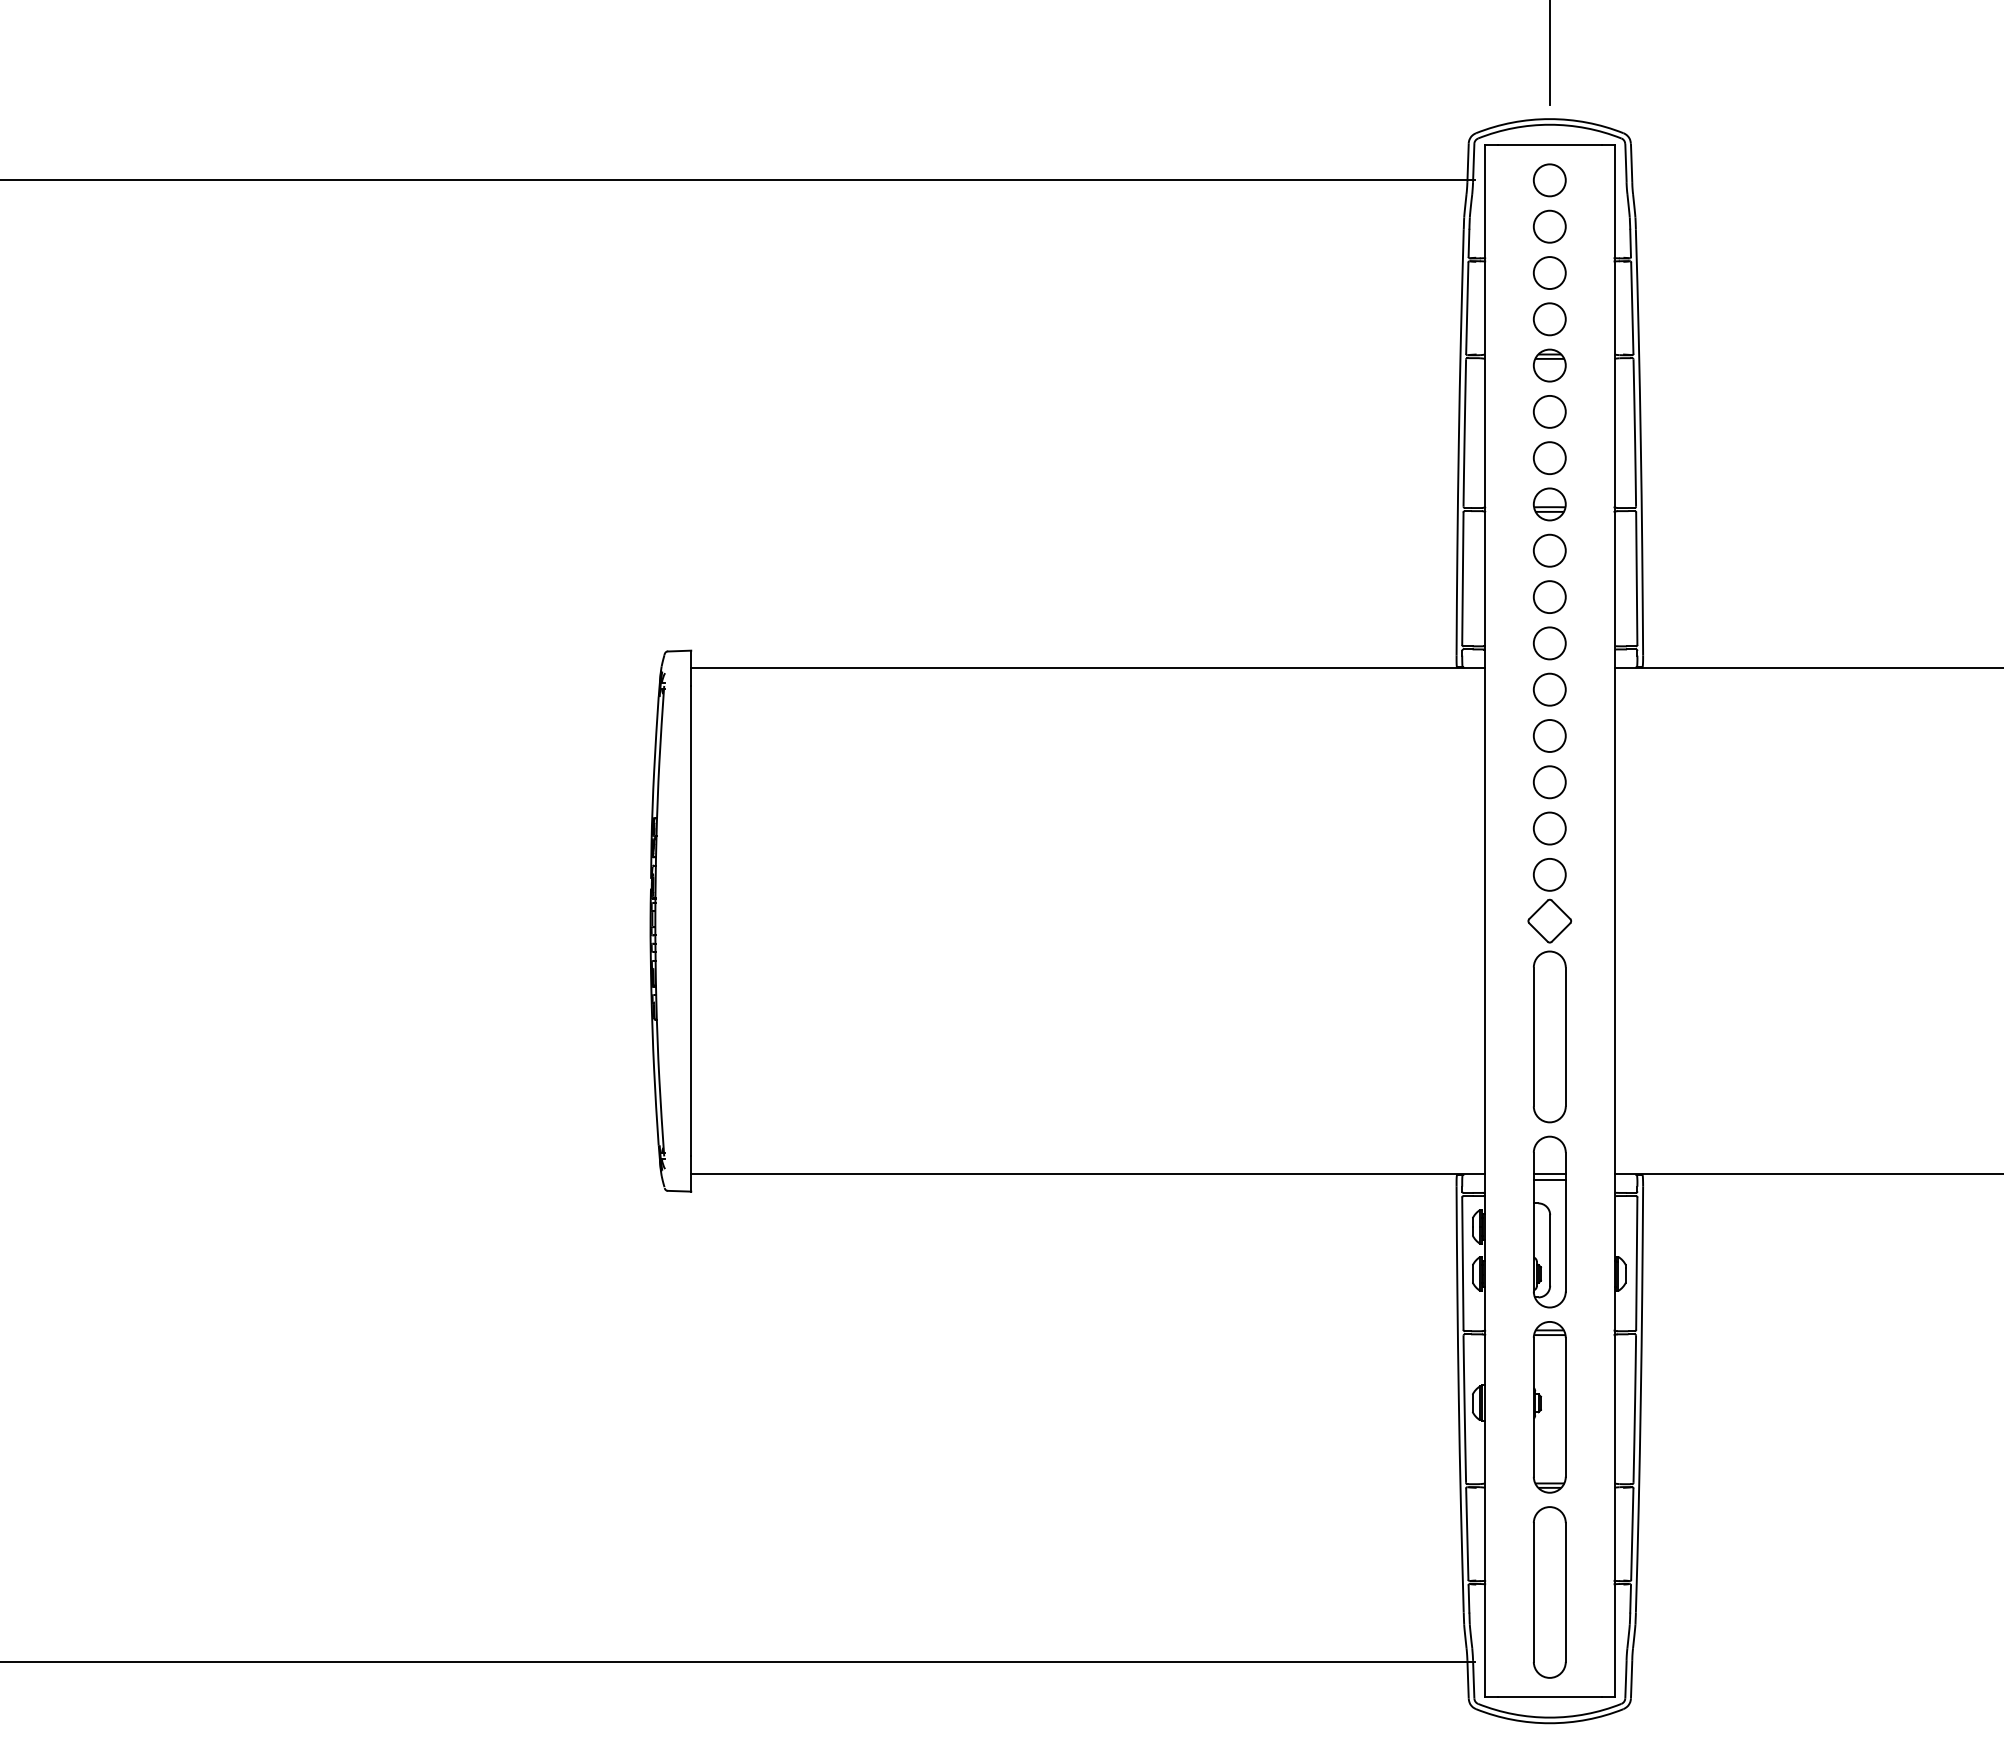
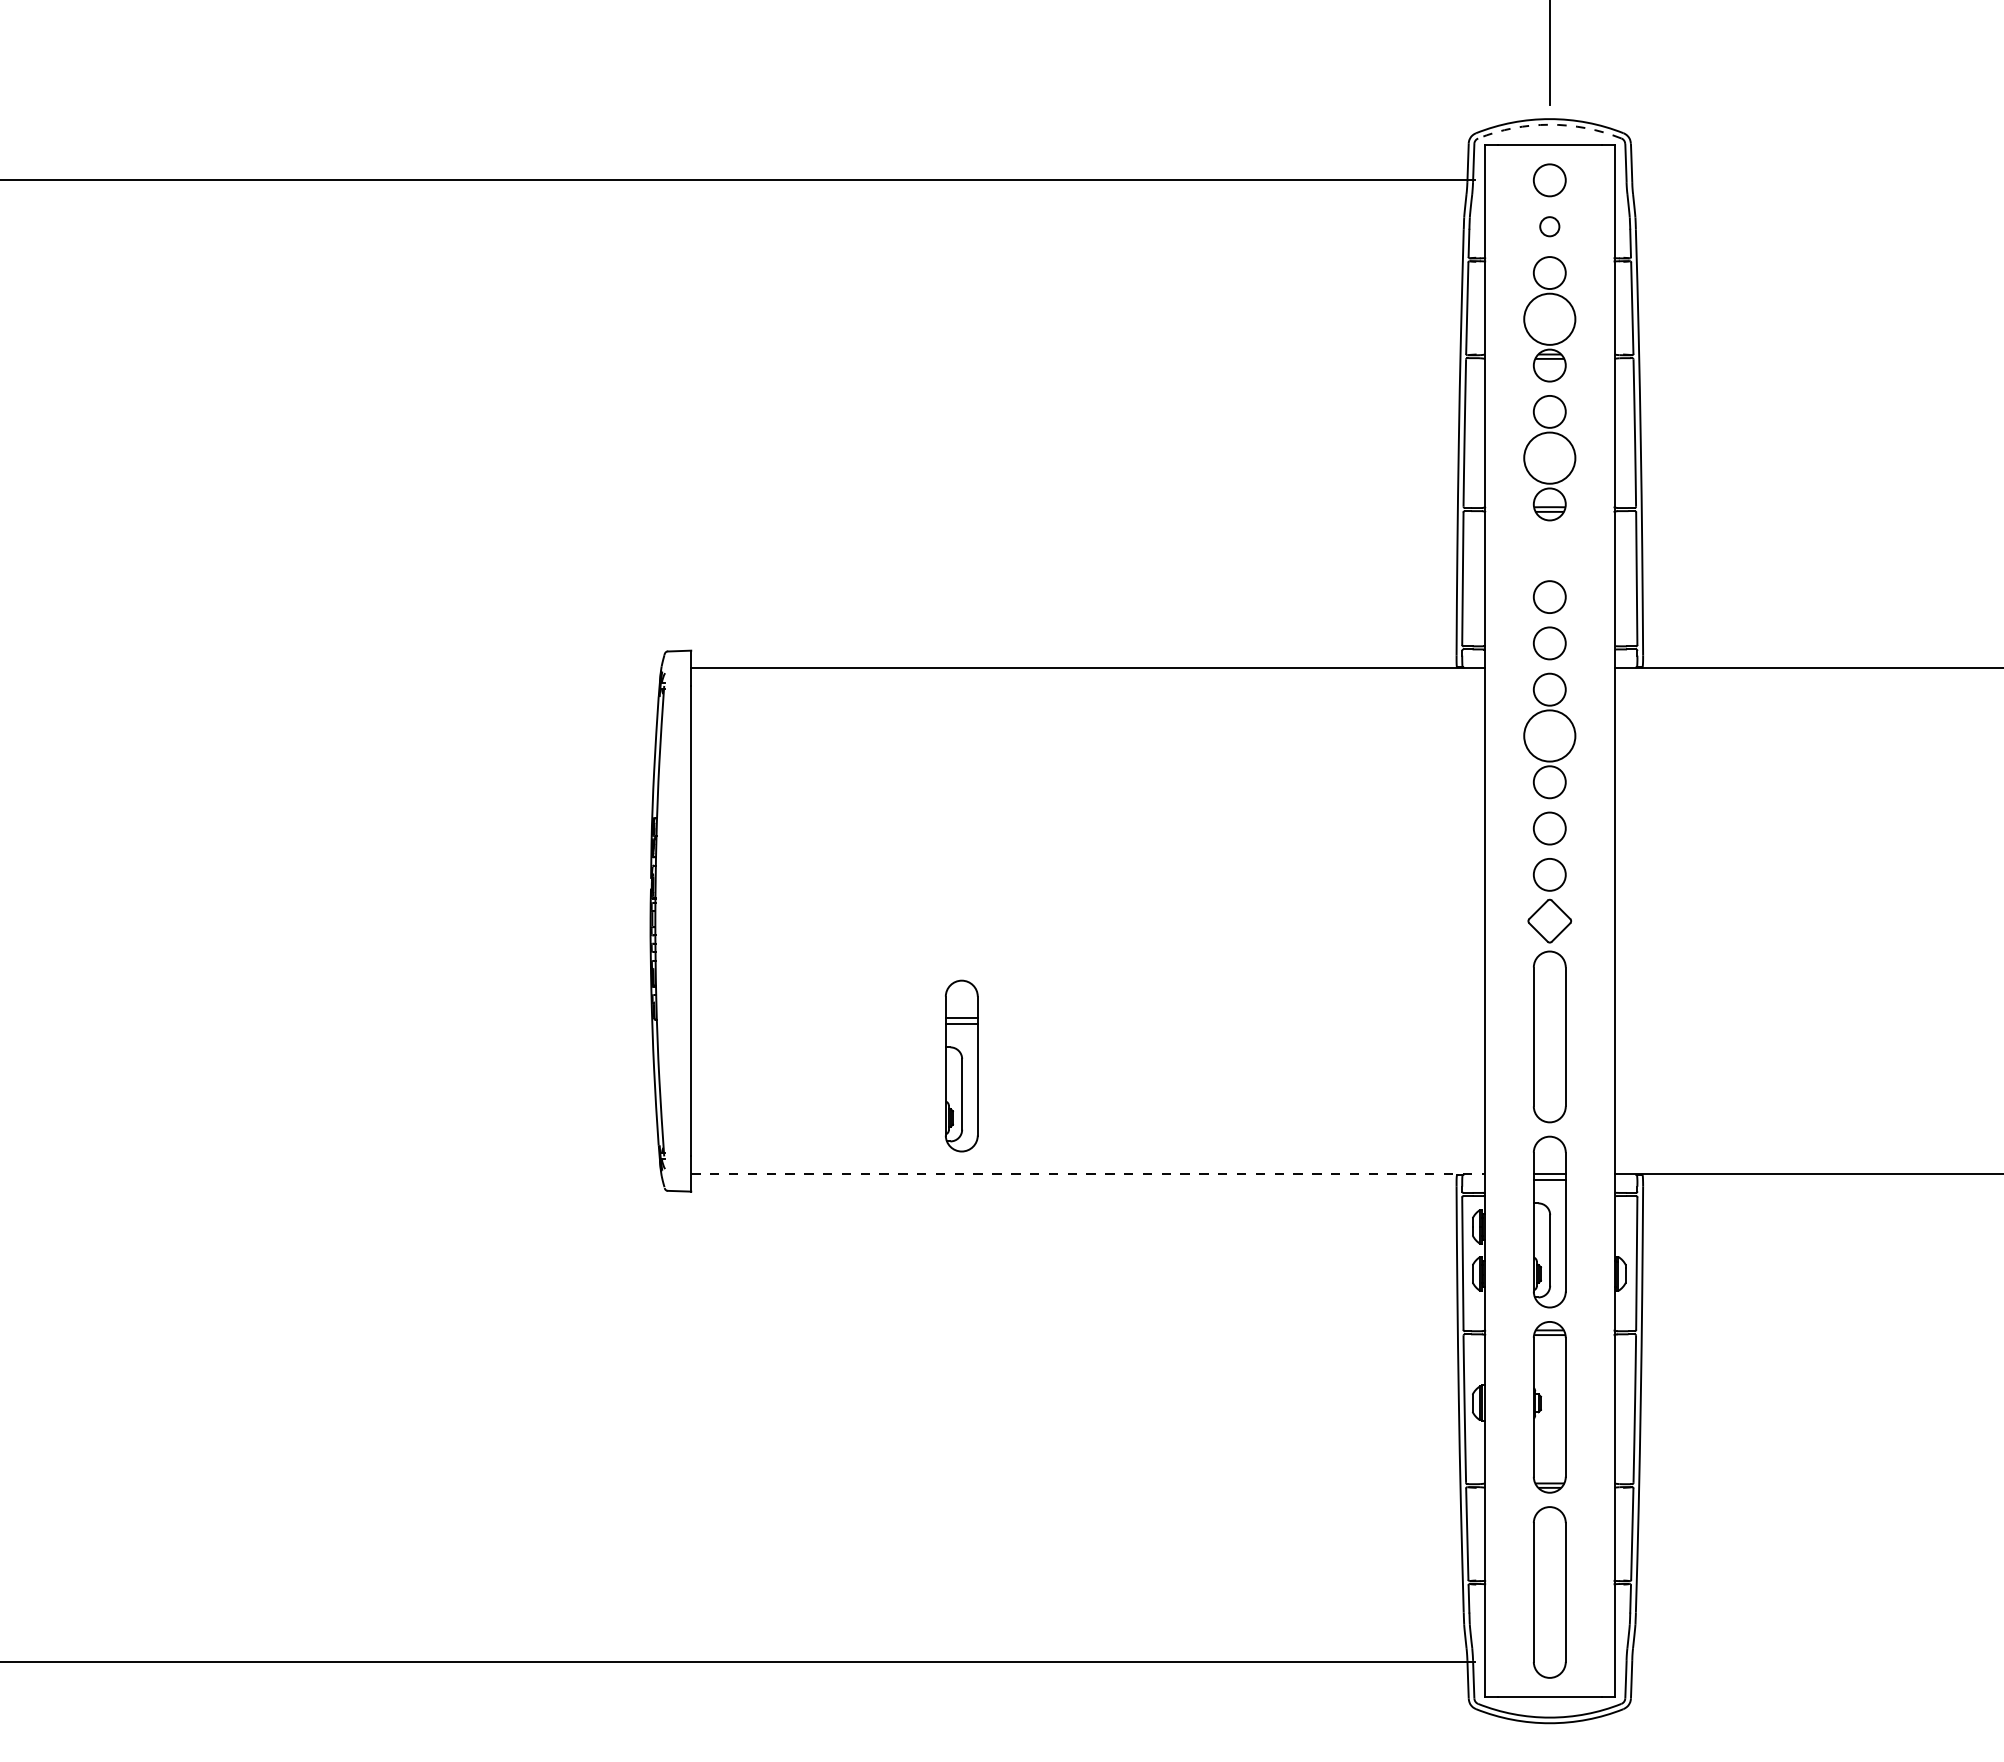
arc: solid -> dashed (1549, 124)
circle diameter: 32 px -> 19 px (1549, 226)
circle diameter: 32 px -> 51 px (1549, 318)
circle diameter: 32 px -> 51 px (1549, 457)
circle: present -> none (1549, 550)
circle diameter: 32 px -> 51 px (1549, 735)
part: none -> present (961, 1065)
line: solid -> dashed (1088, 1174)
